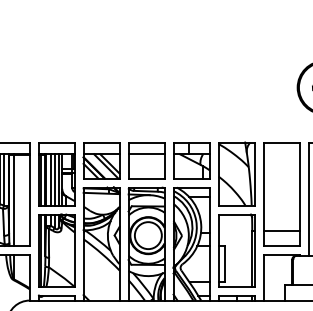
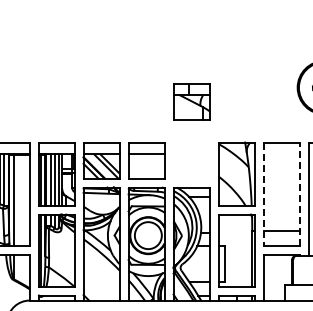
part position: (191, 160) -> (191, 101) (191, 101)
line: solid -> dashed (263, 194)
line: solid -> dashed (299, 194)
